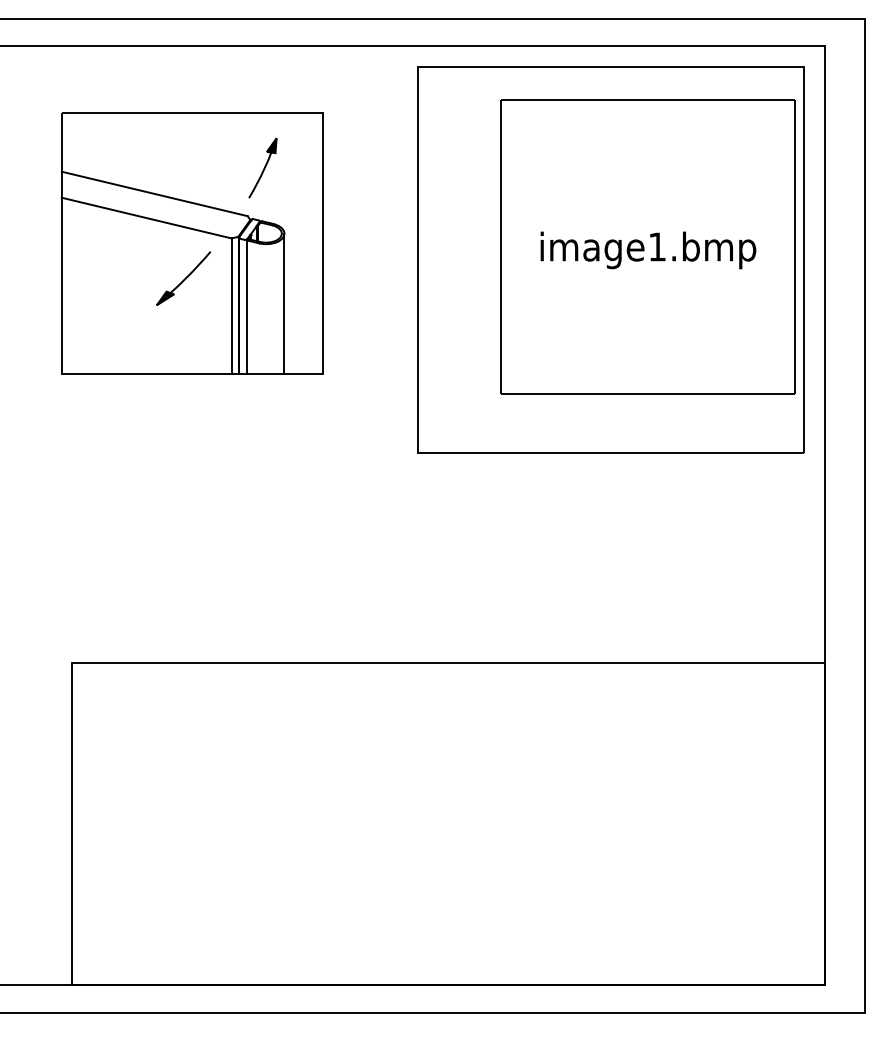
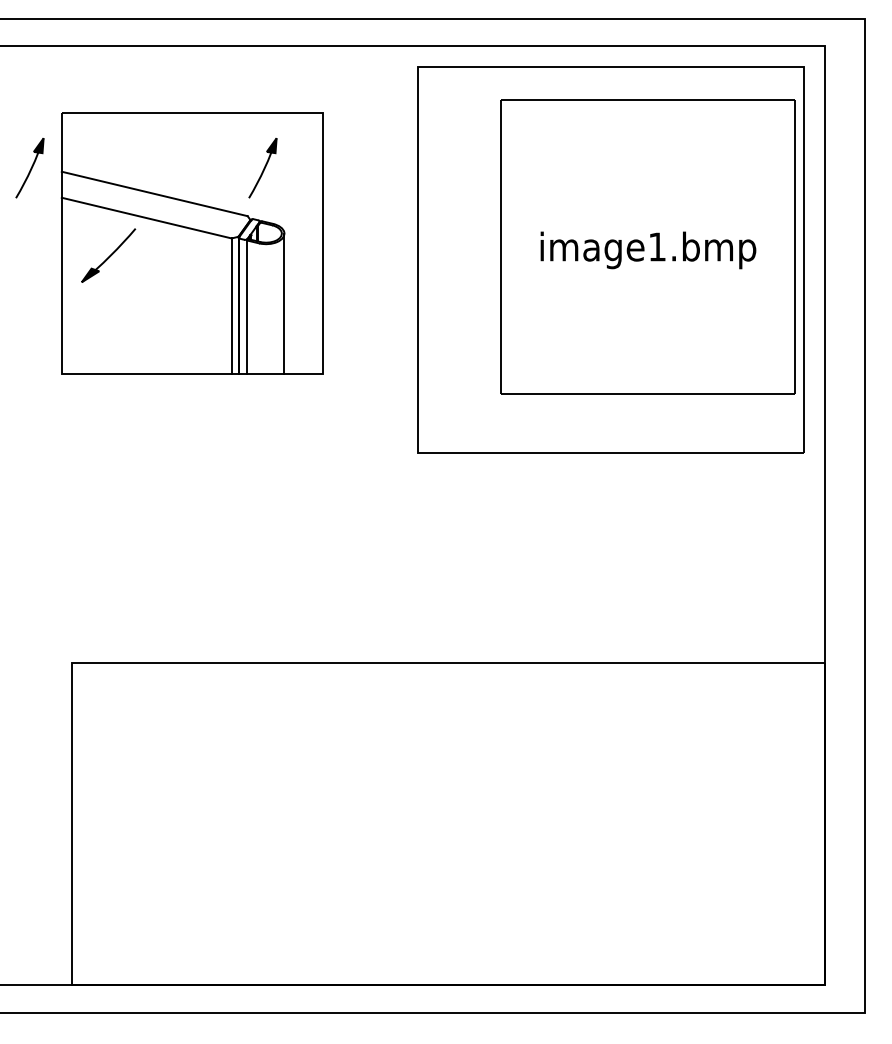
part: none -> present (29, 168)
part position: (183, 278) -> (108, 255) (108, 255)
